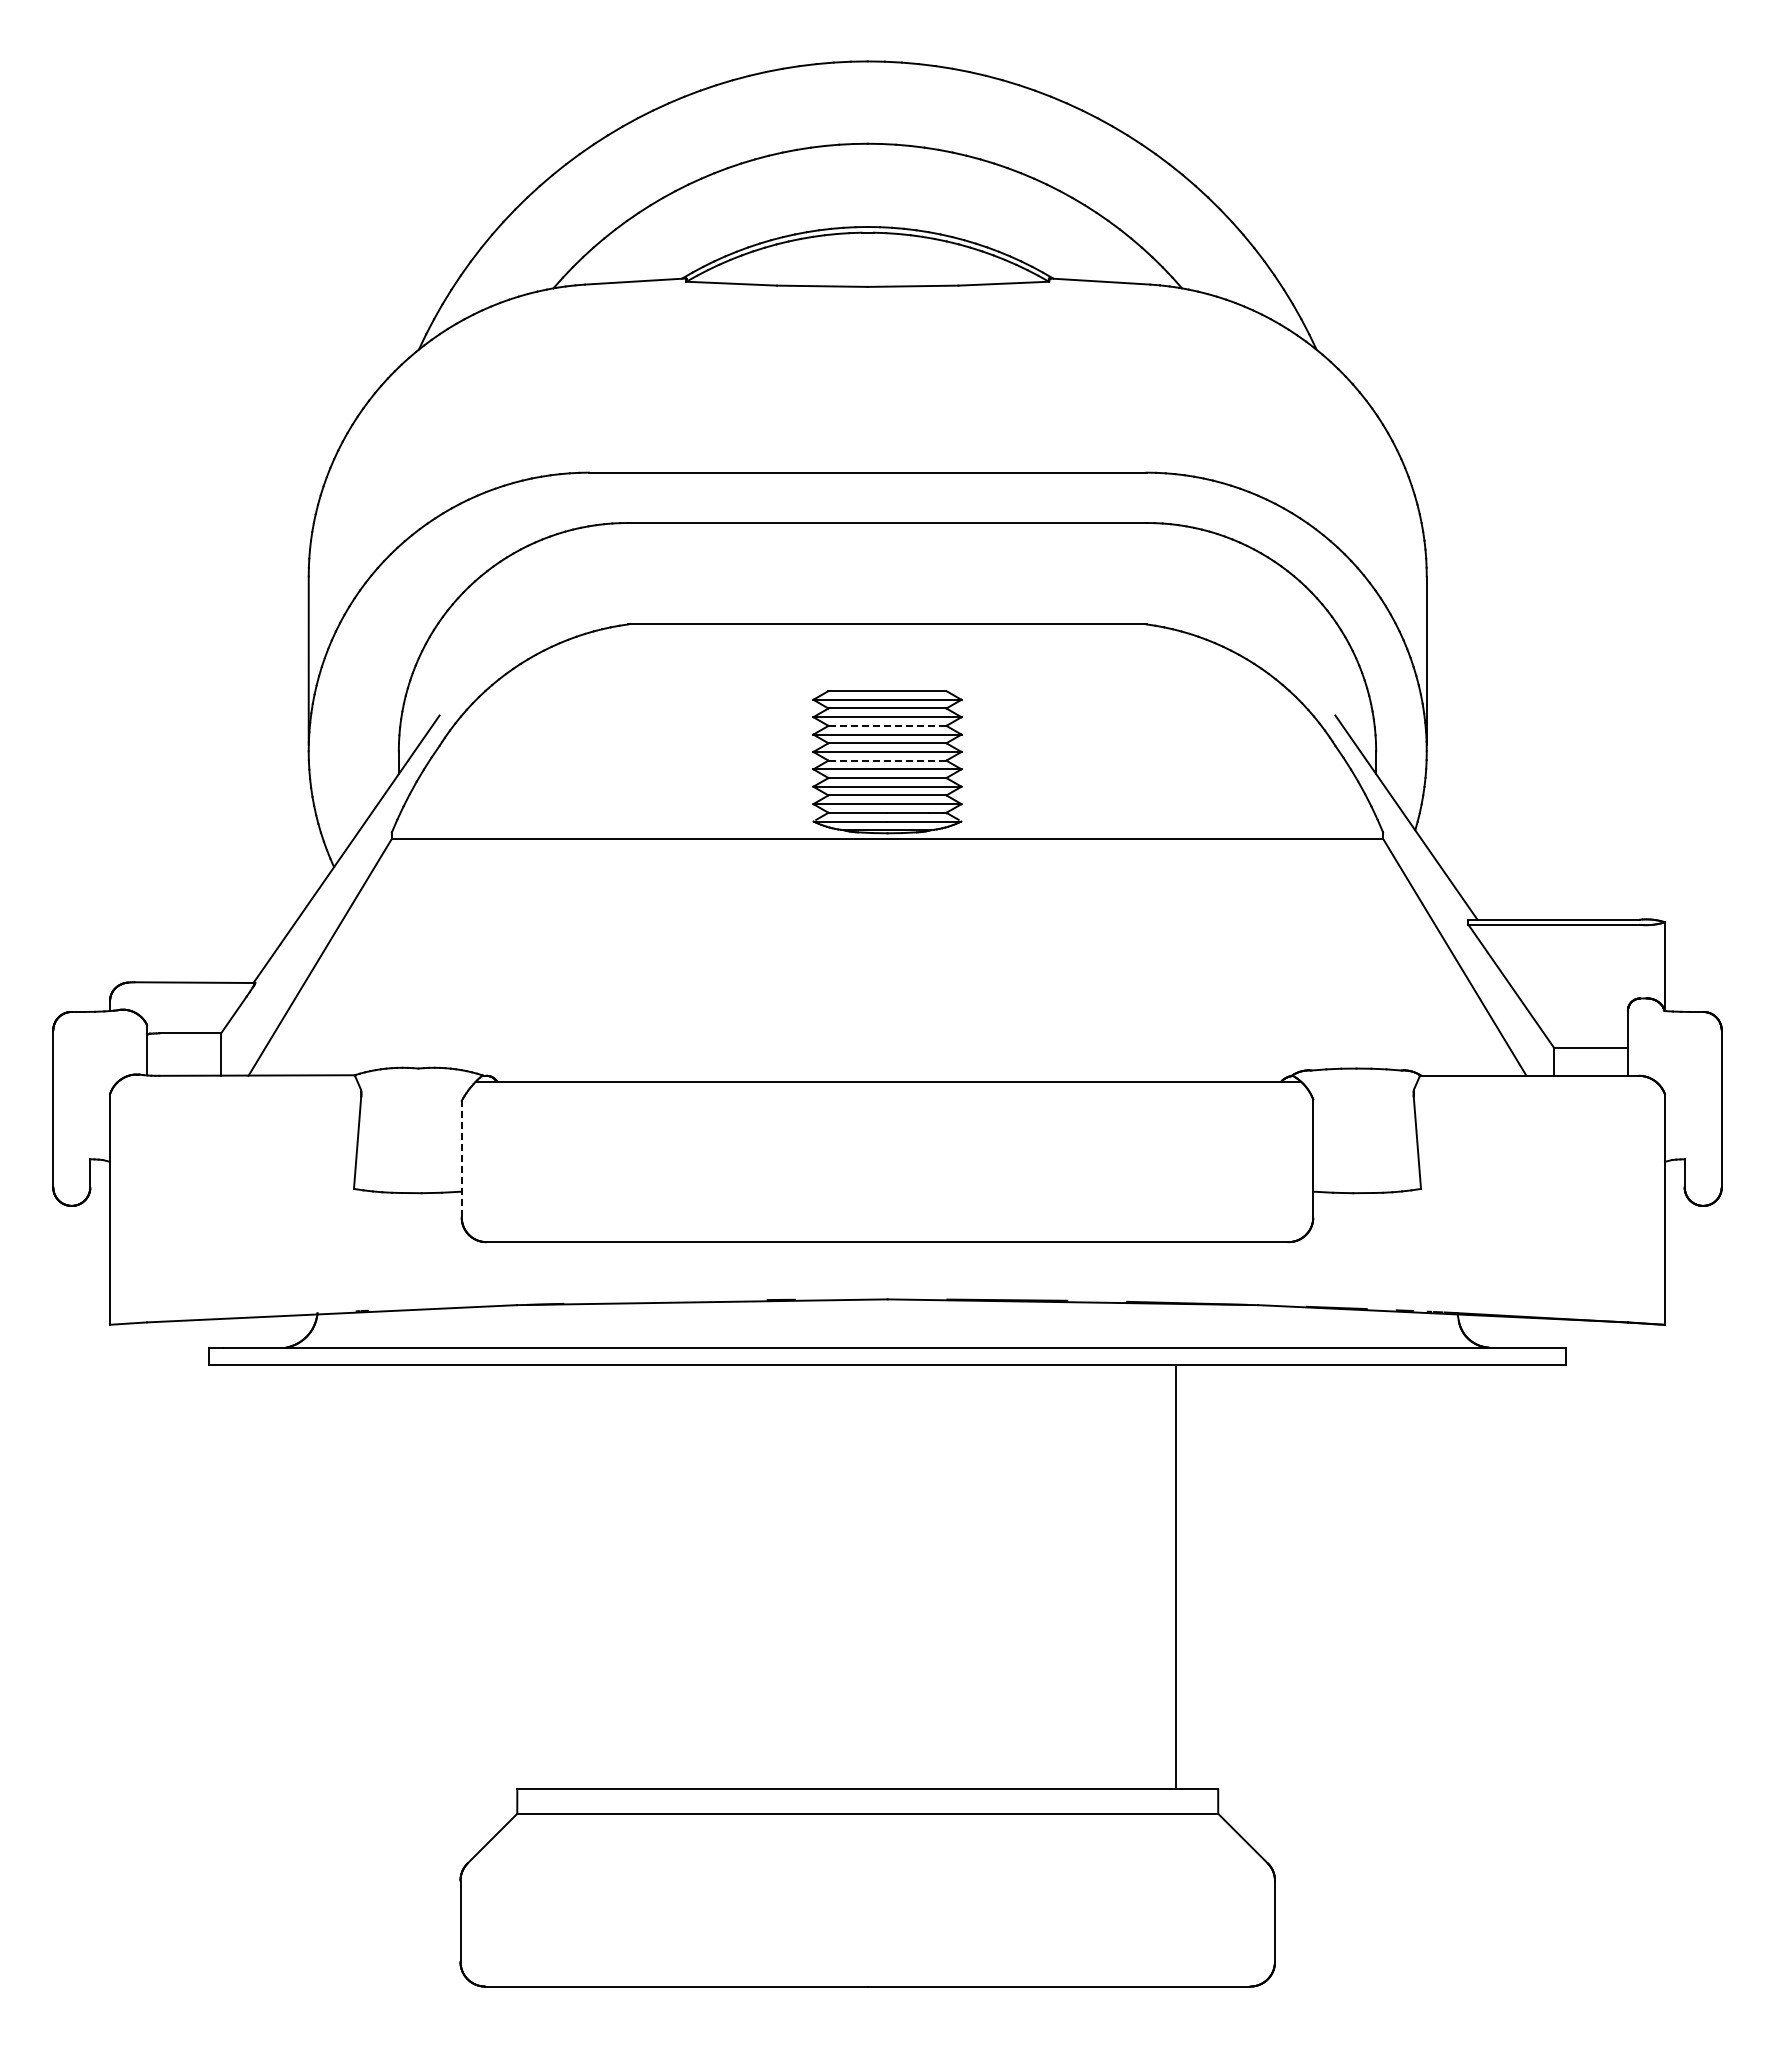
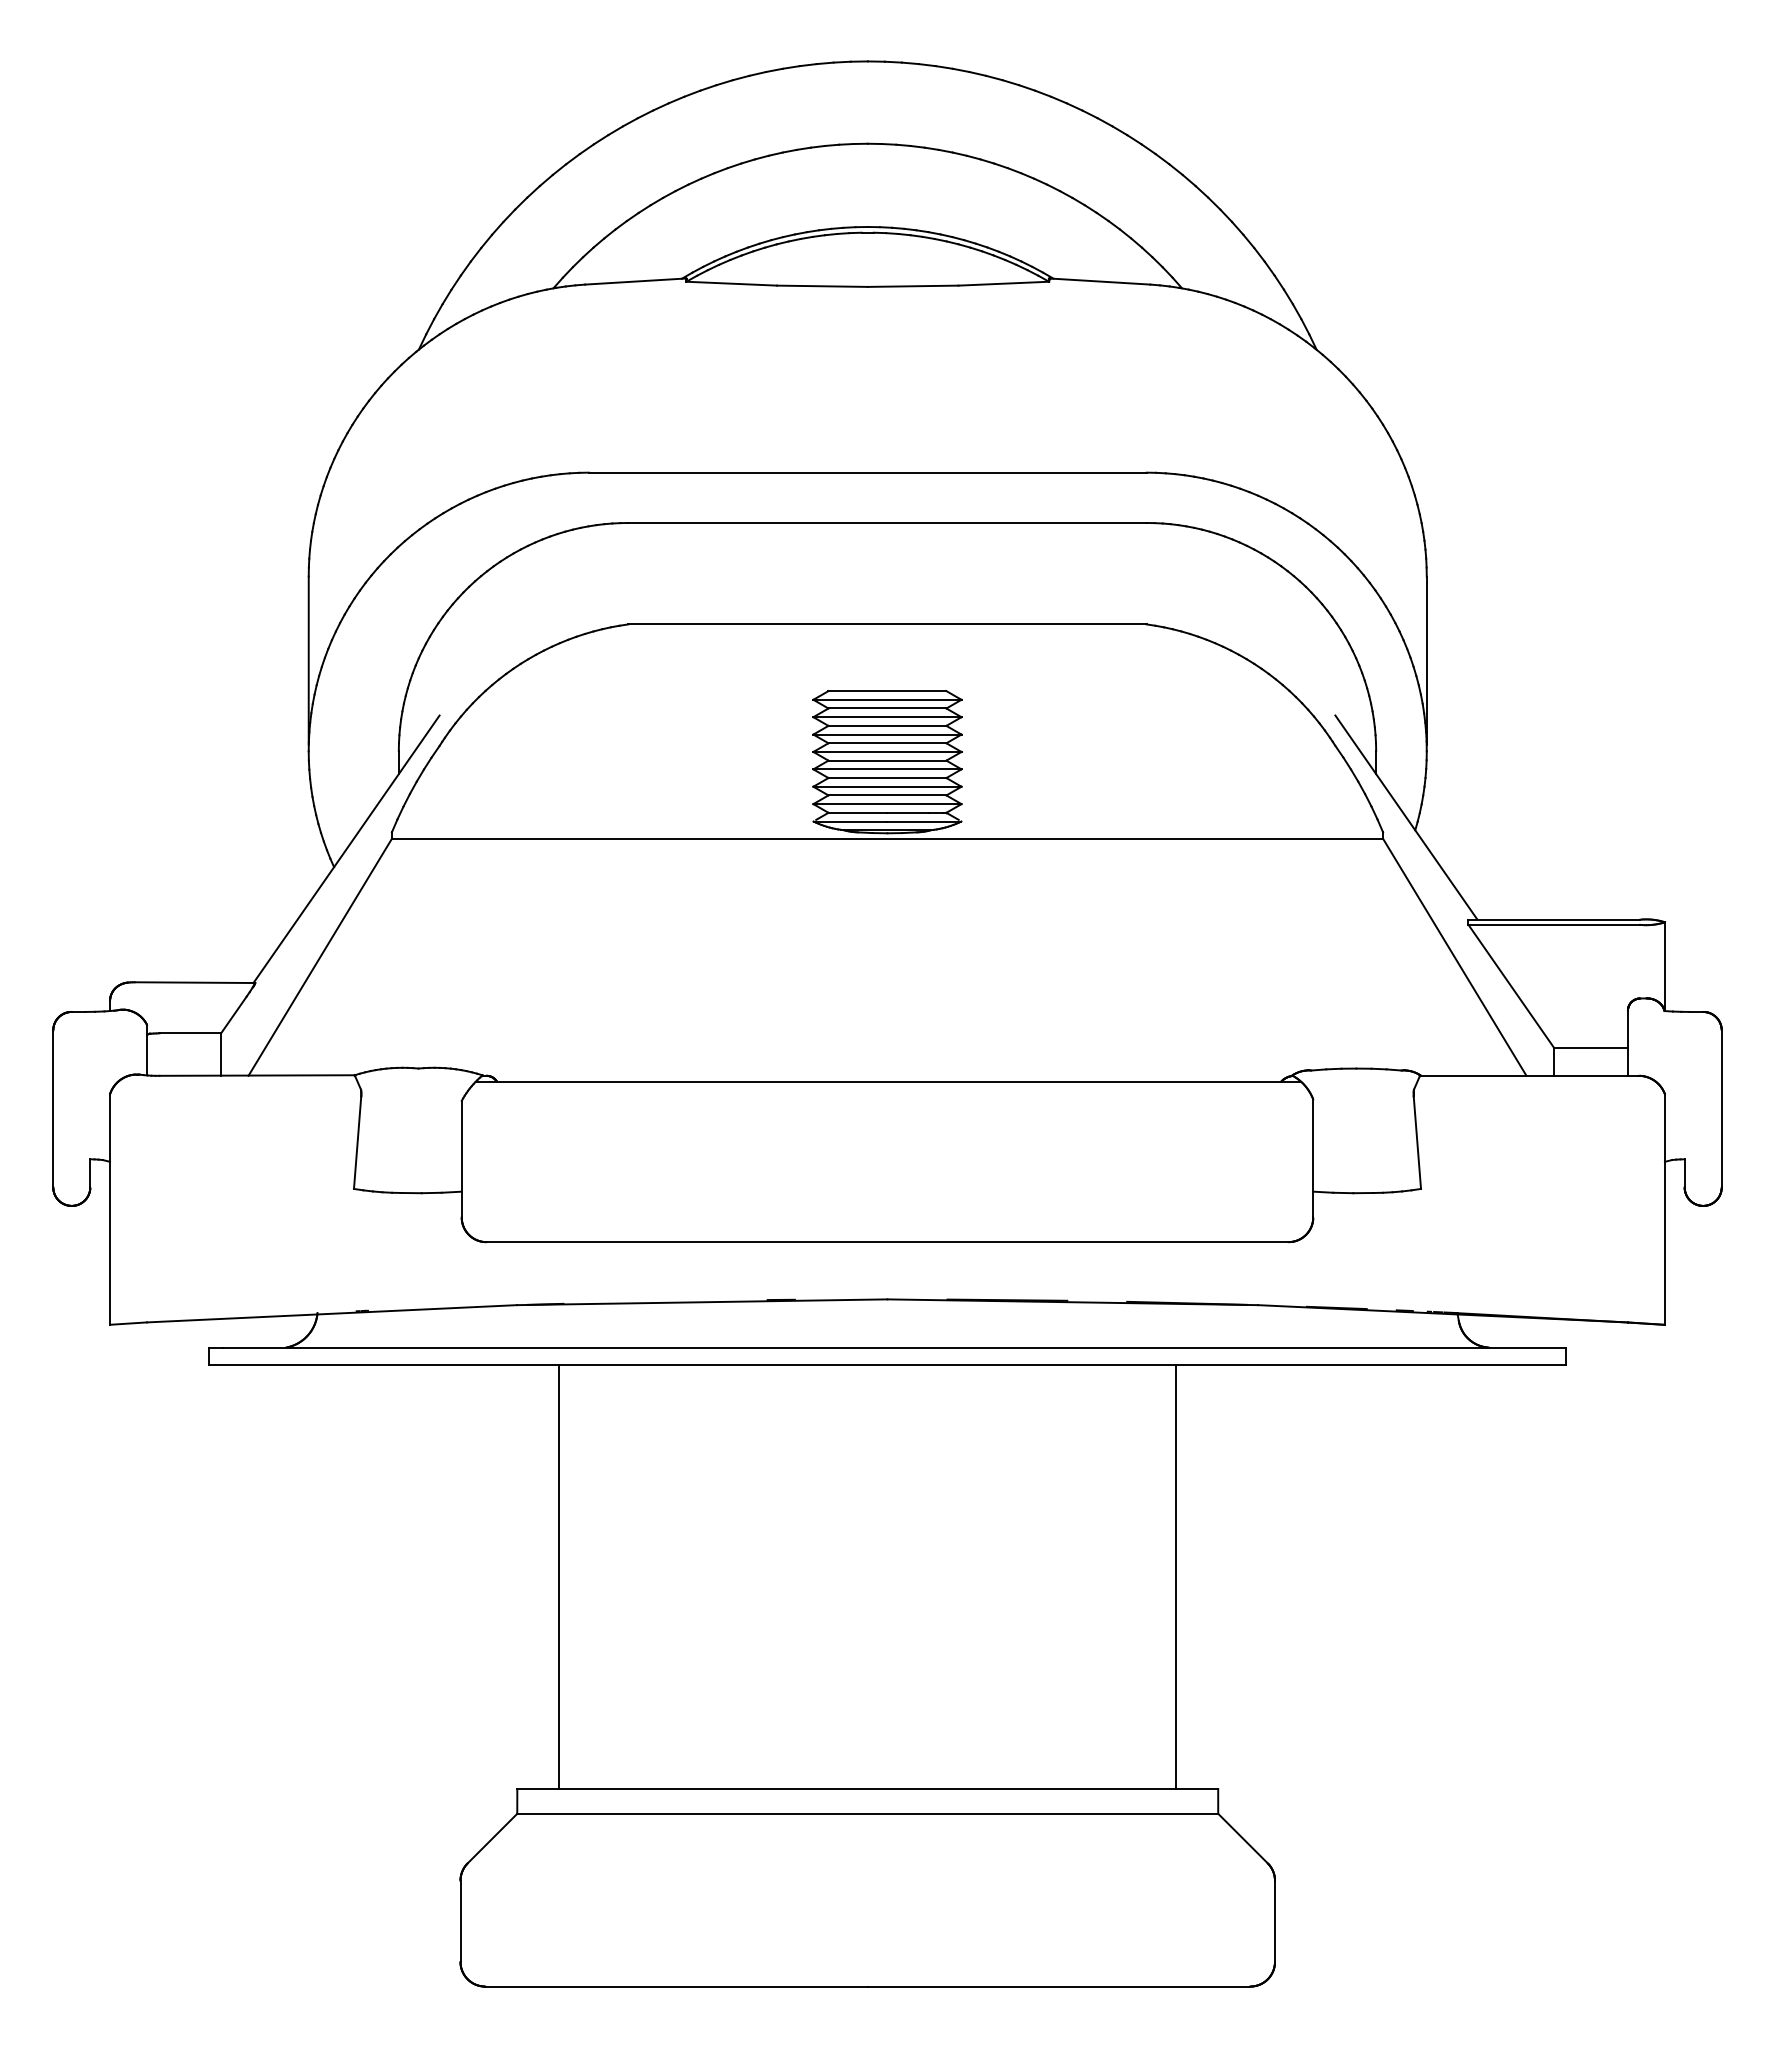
line: dashed -> solid (887, 725)
line: dashed -> solid (887, 760)
line: dashed -> solid (461, 1158)
line: none -> present (559, 1576)
